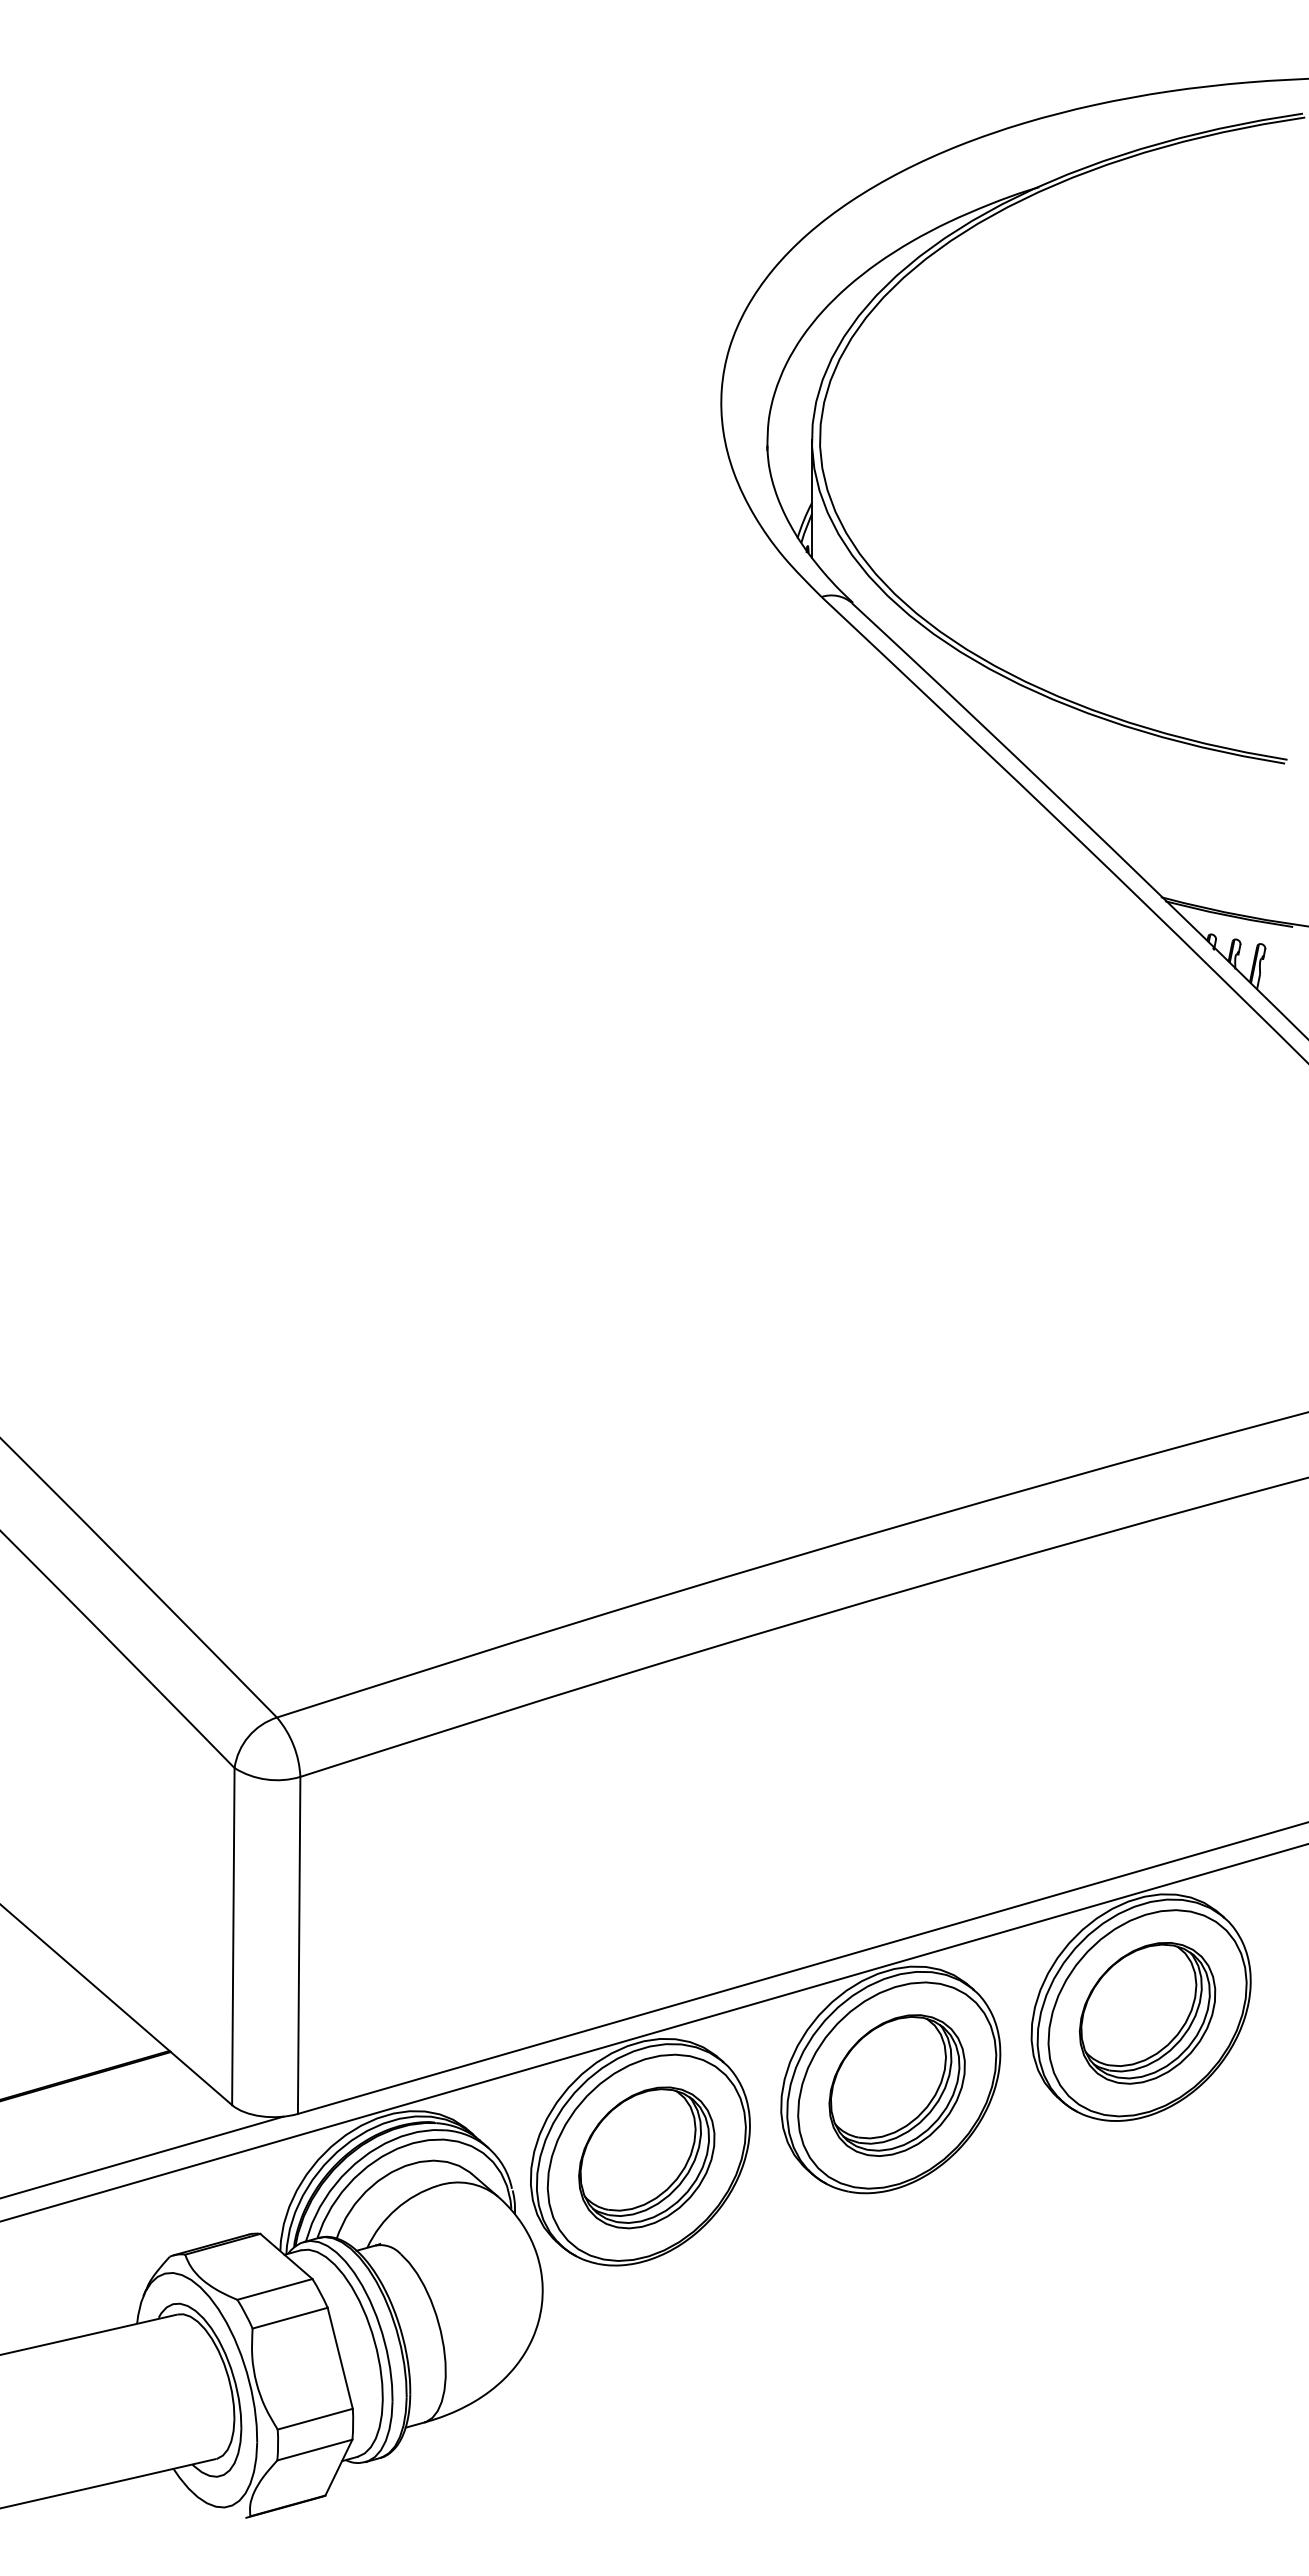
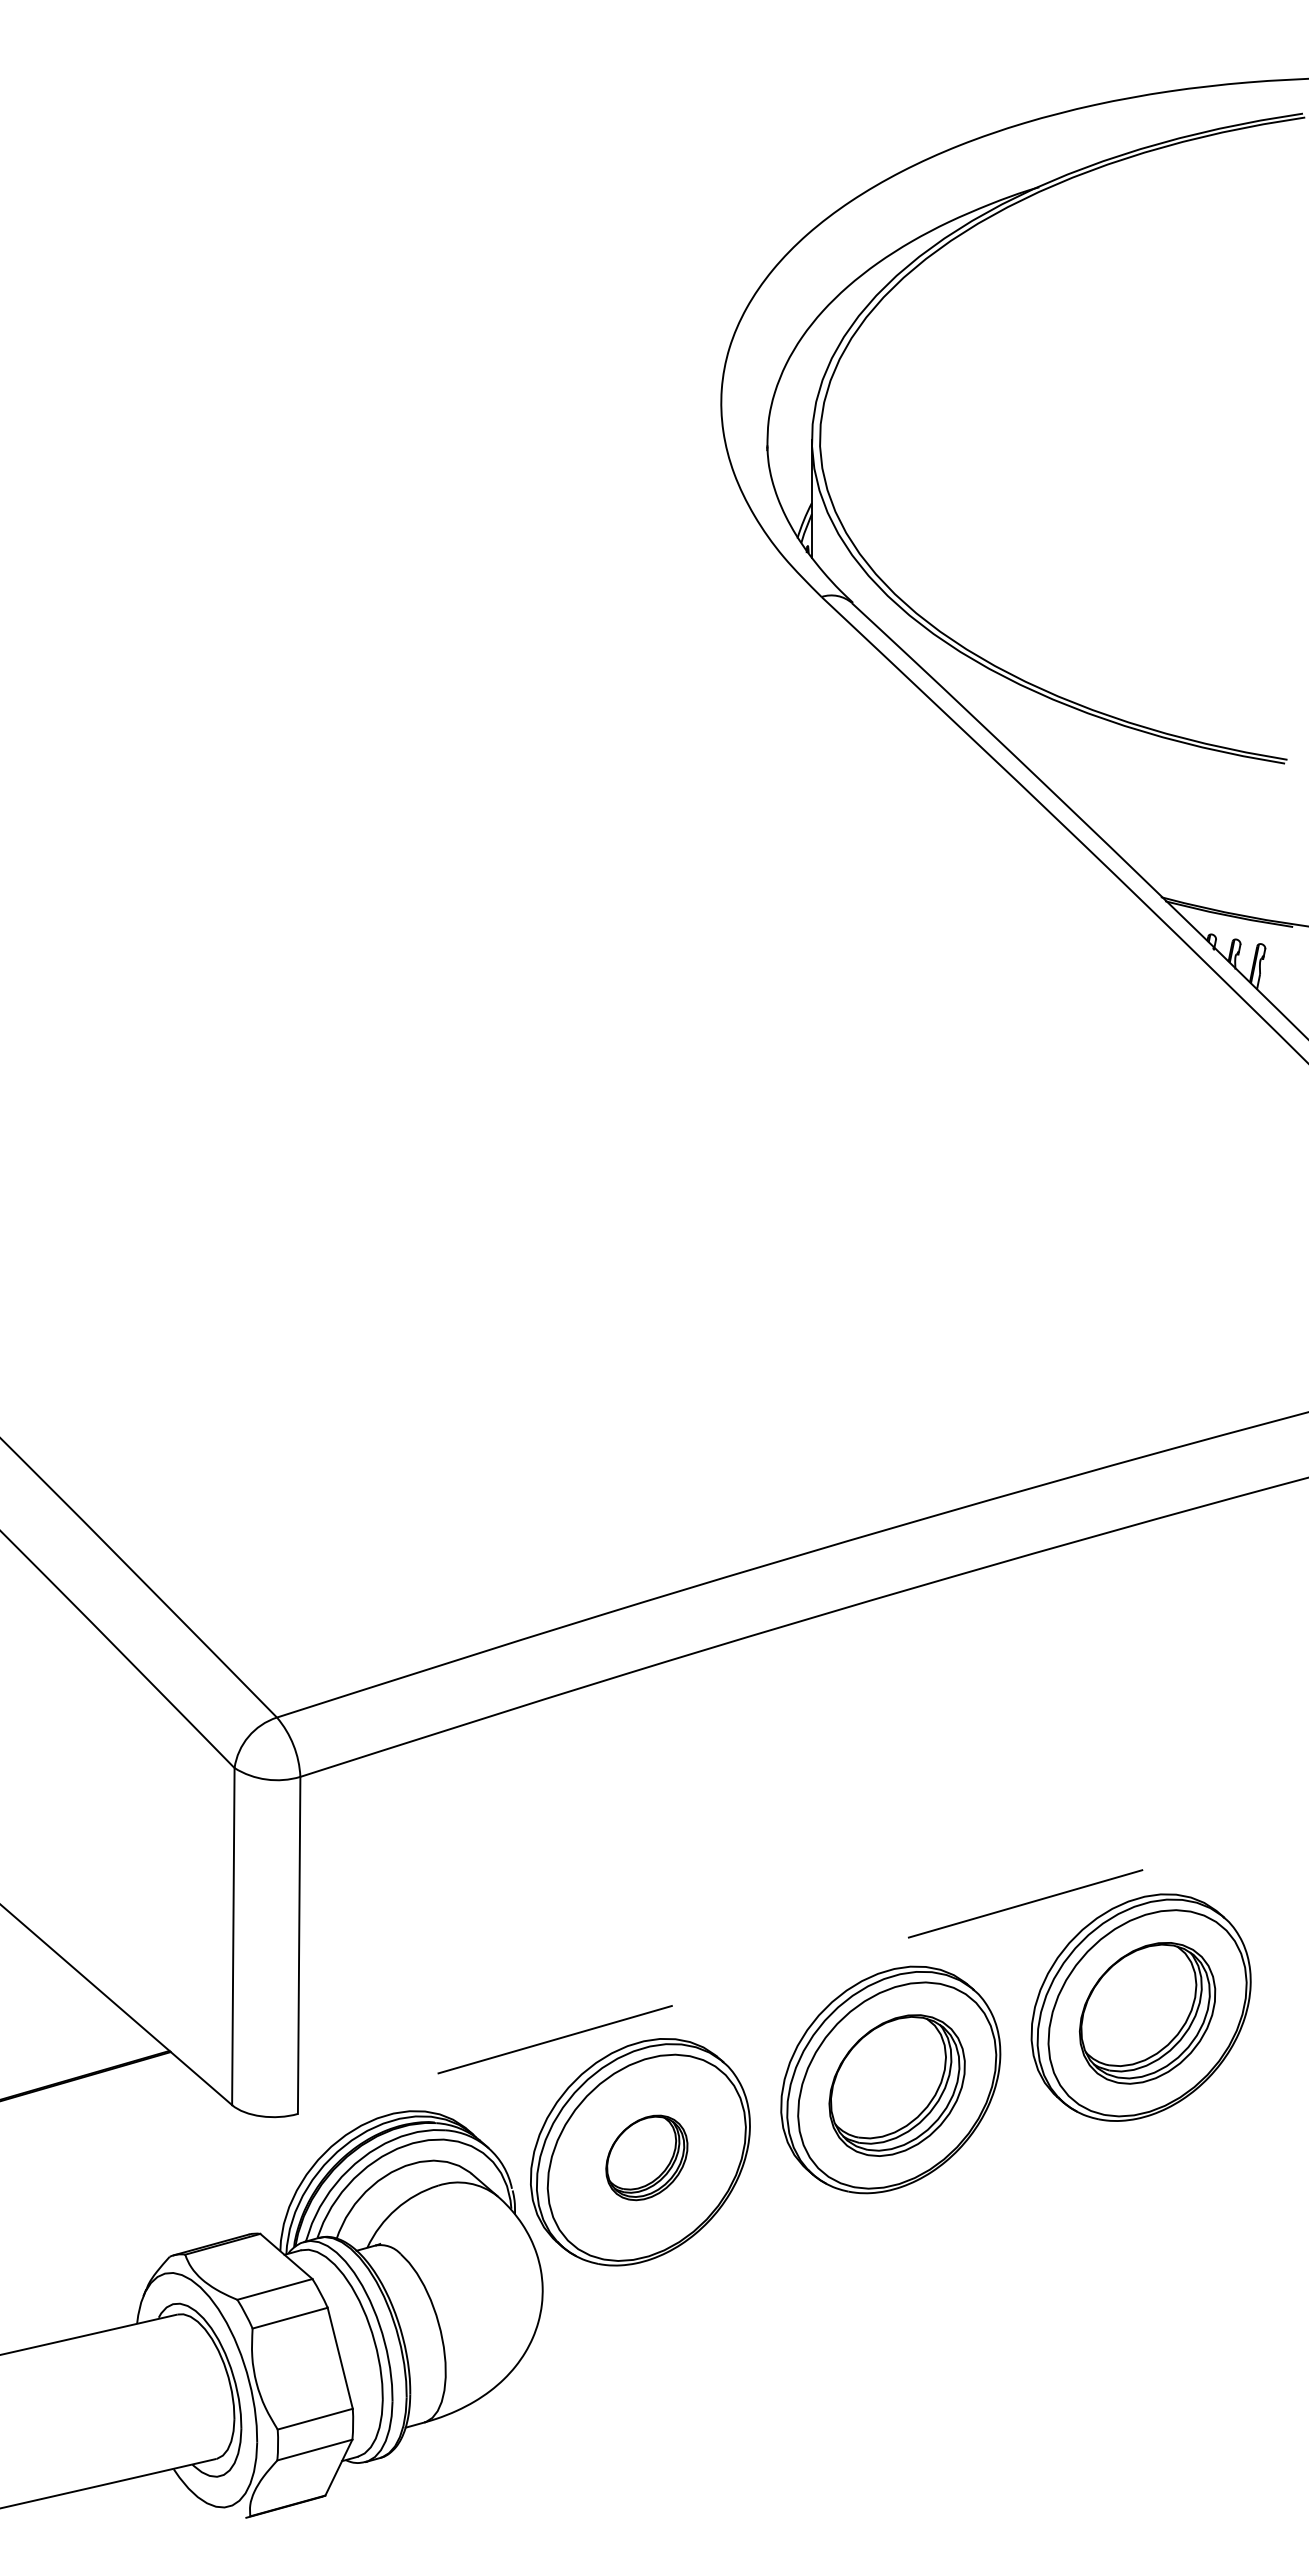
line: solid -> dashed (803, 1968)
line: present -> none (653, 2032)
line: present -> none (142, 2156)
part size: 138x144 px -> 84x88 px (646, 2157)
